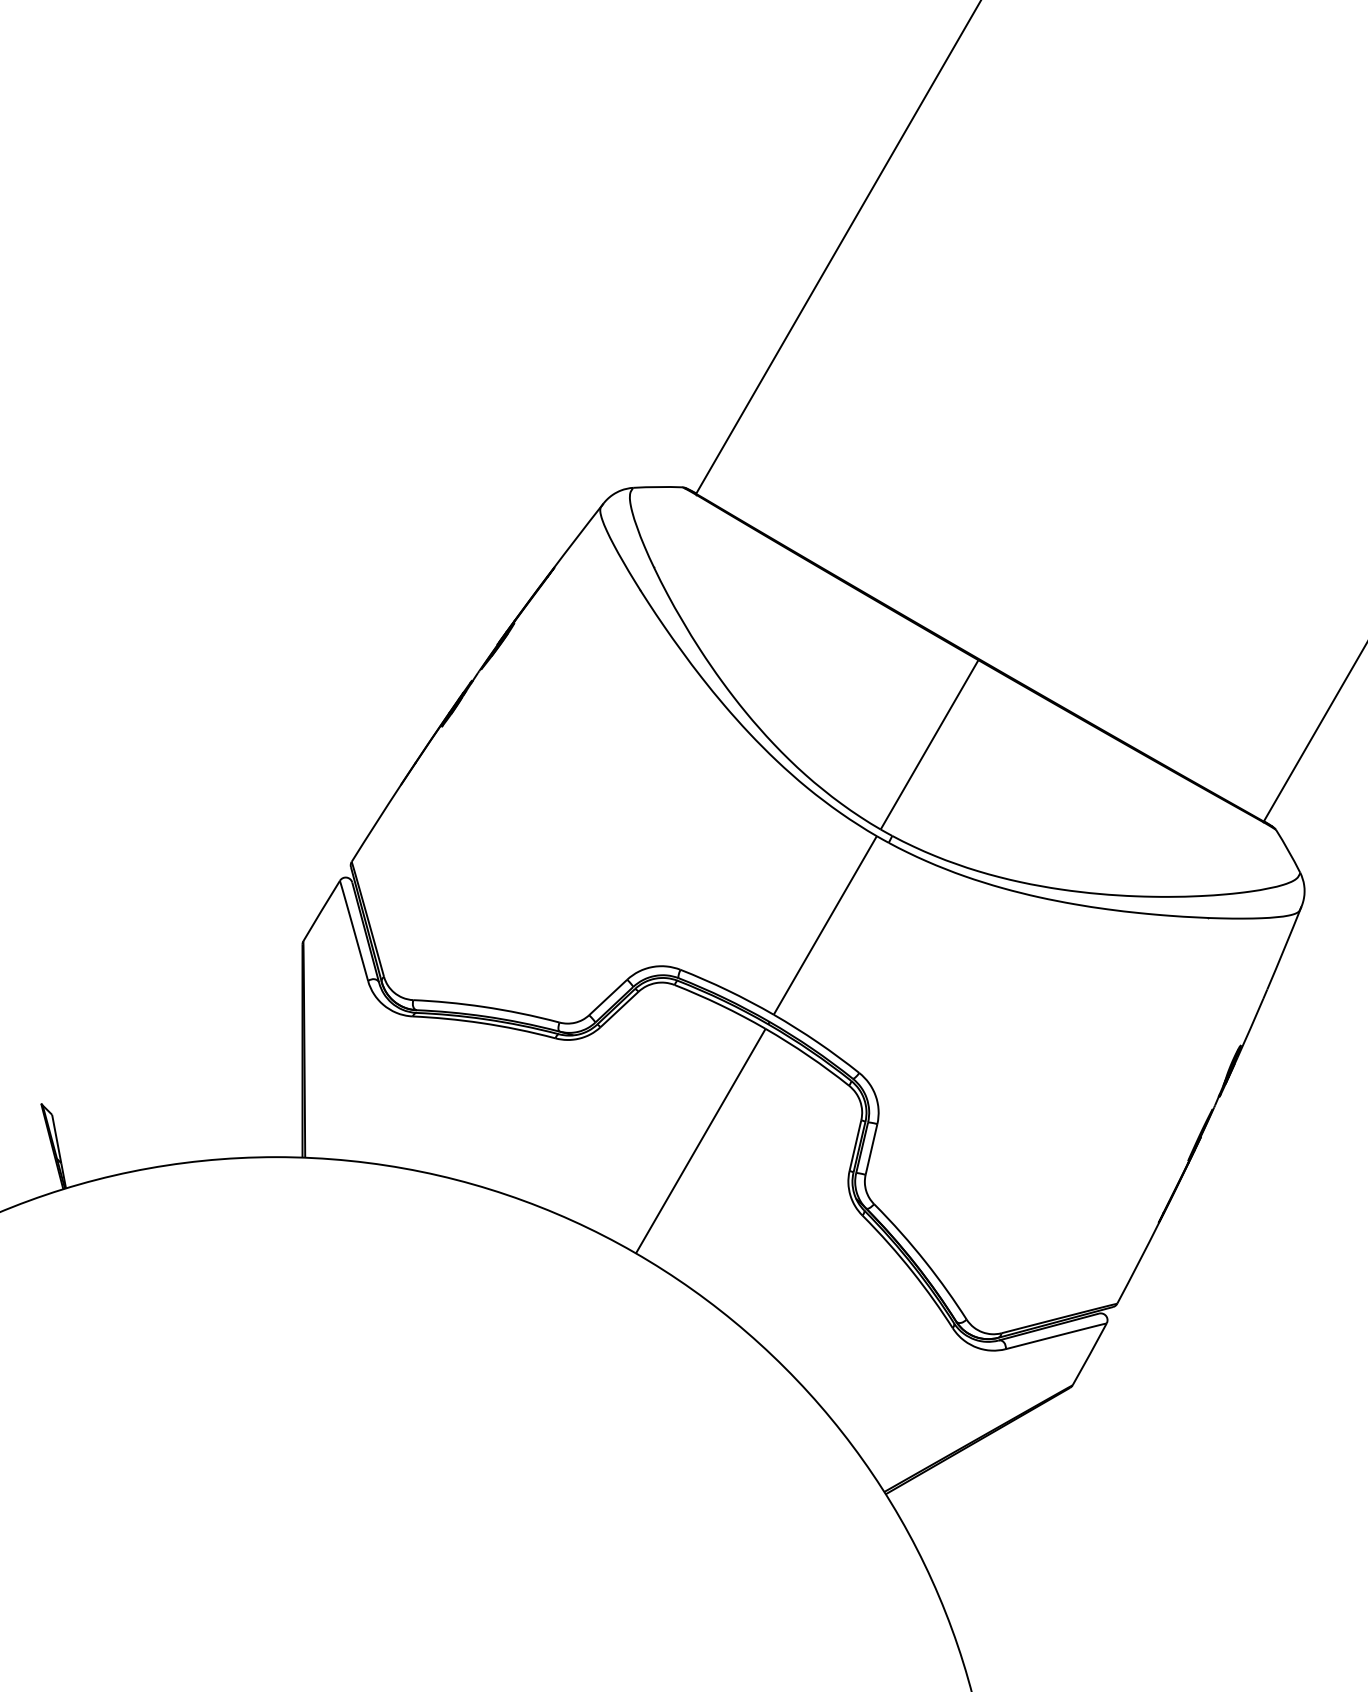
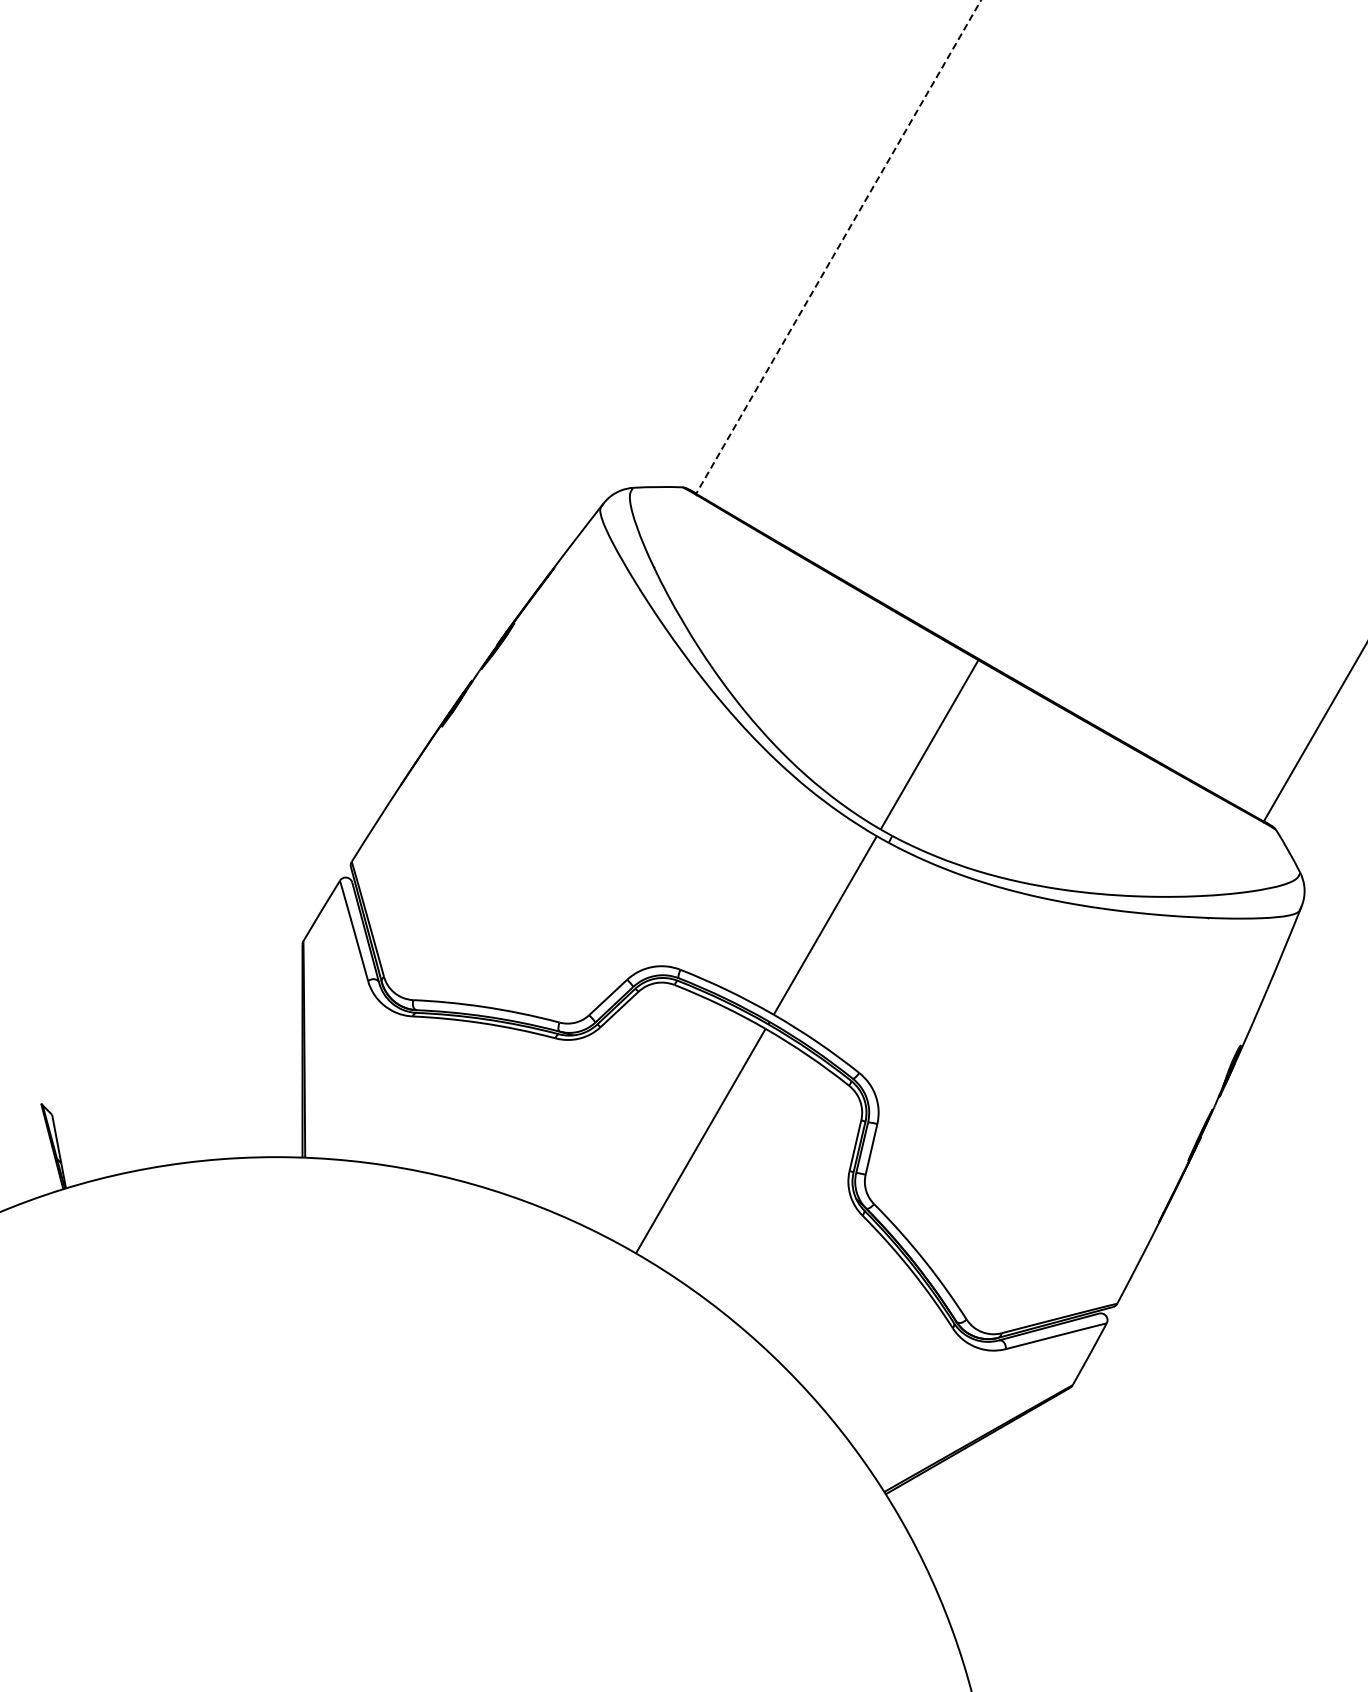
line: solid -> dashed (838, 247)
